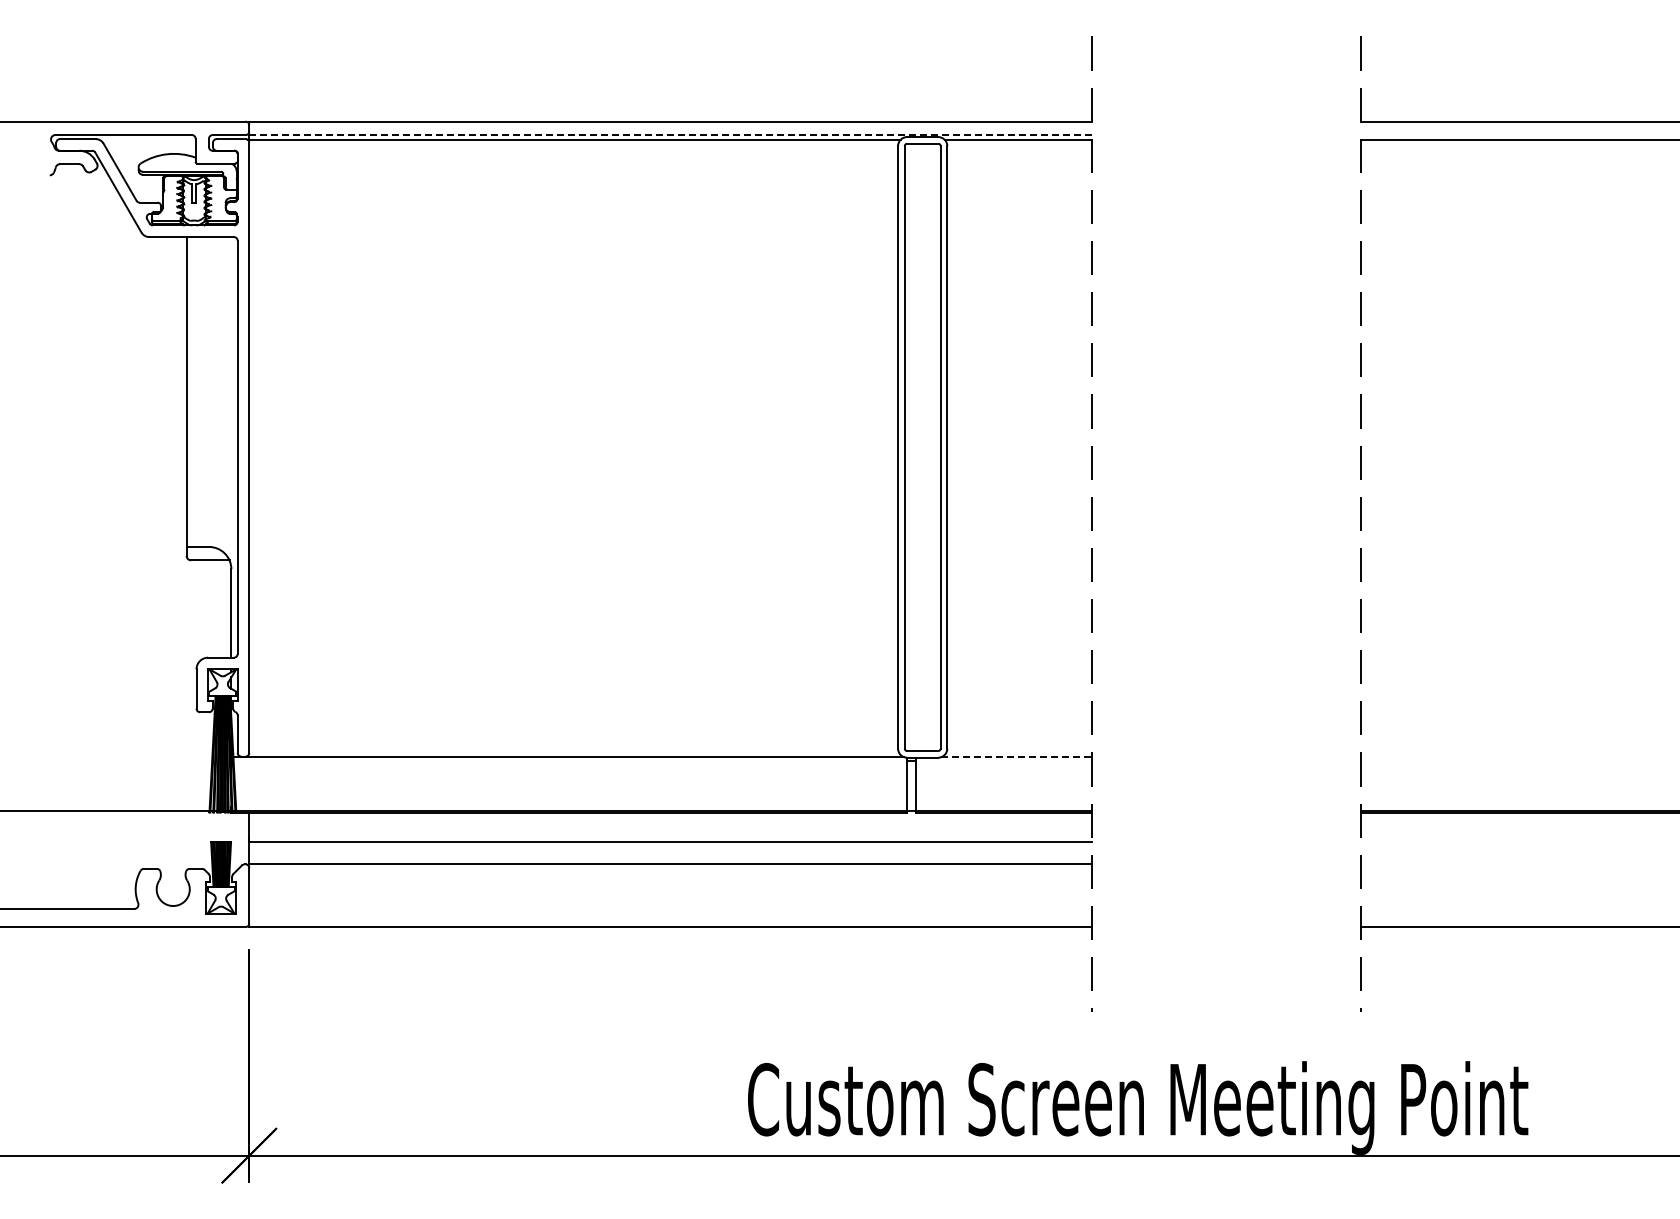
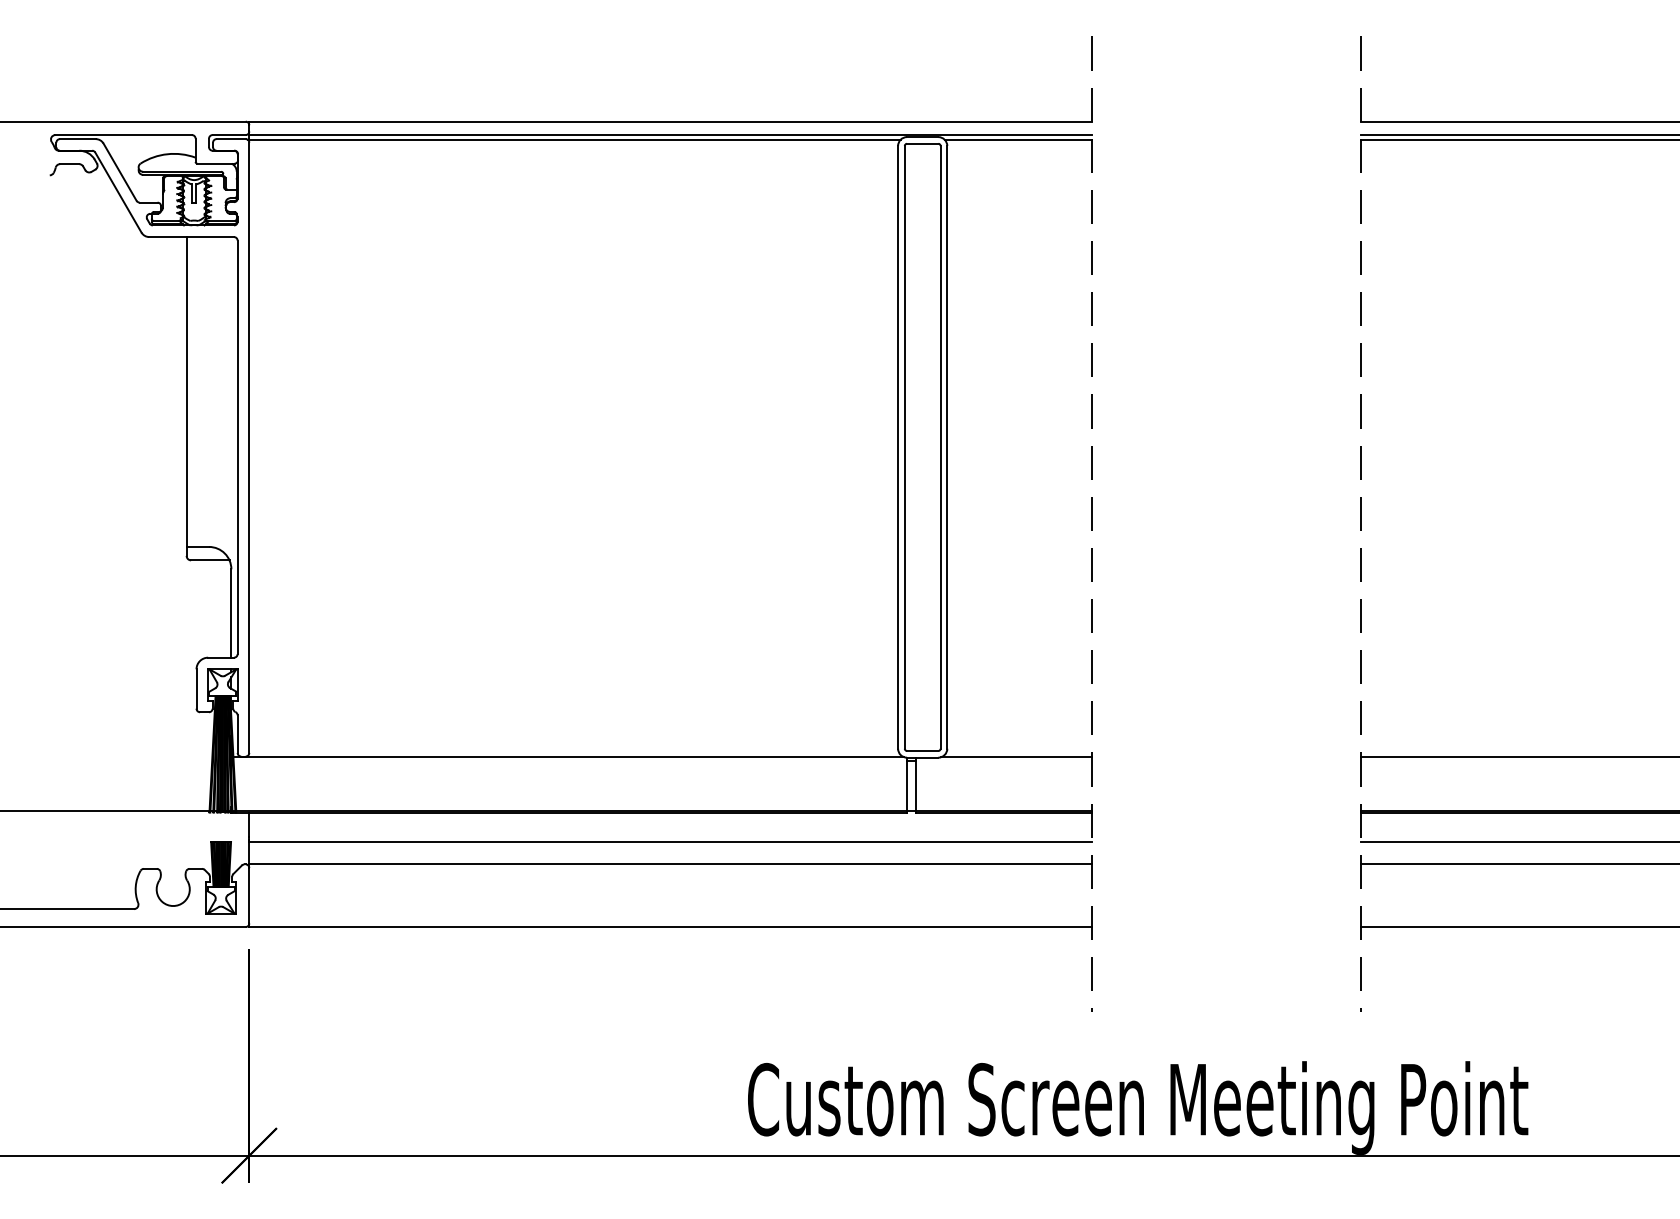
line: dashed -> solid (670, 135)
line: none -> present (1518, 135)
line: dashed -> solid (1016, 757)
line: none -> present (1518, 757)
line: none -> present (1518, 842)
line: none -> present (1518, 864)
